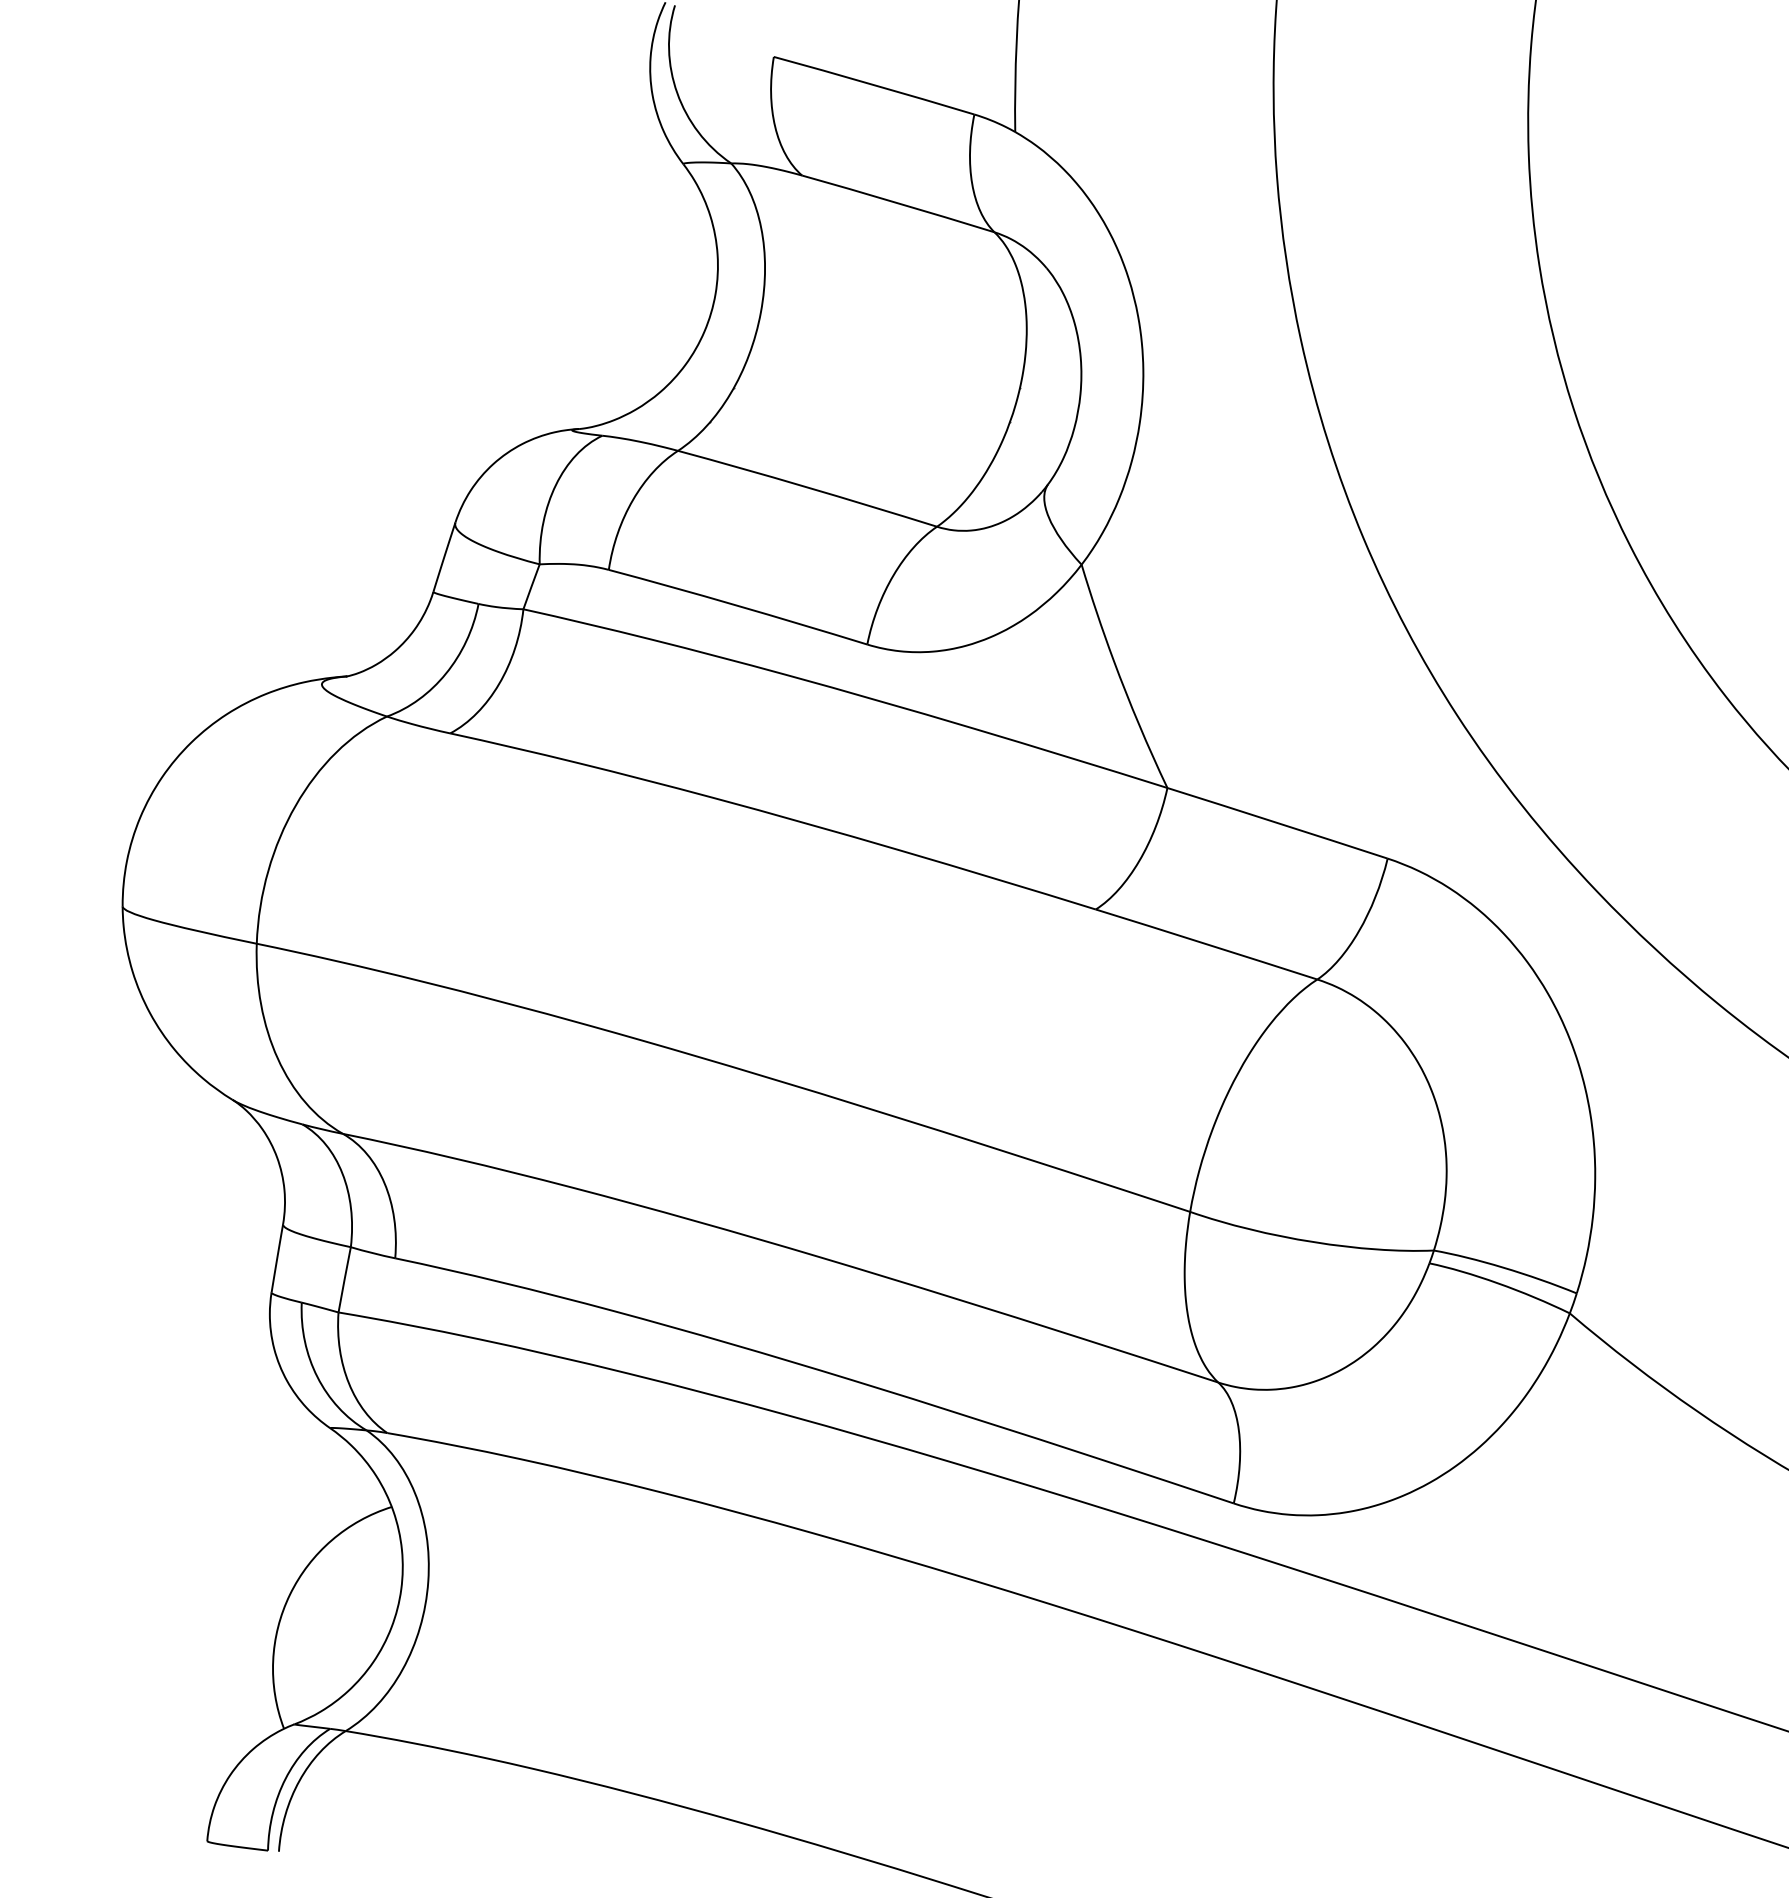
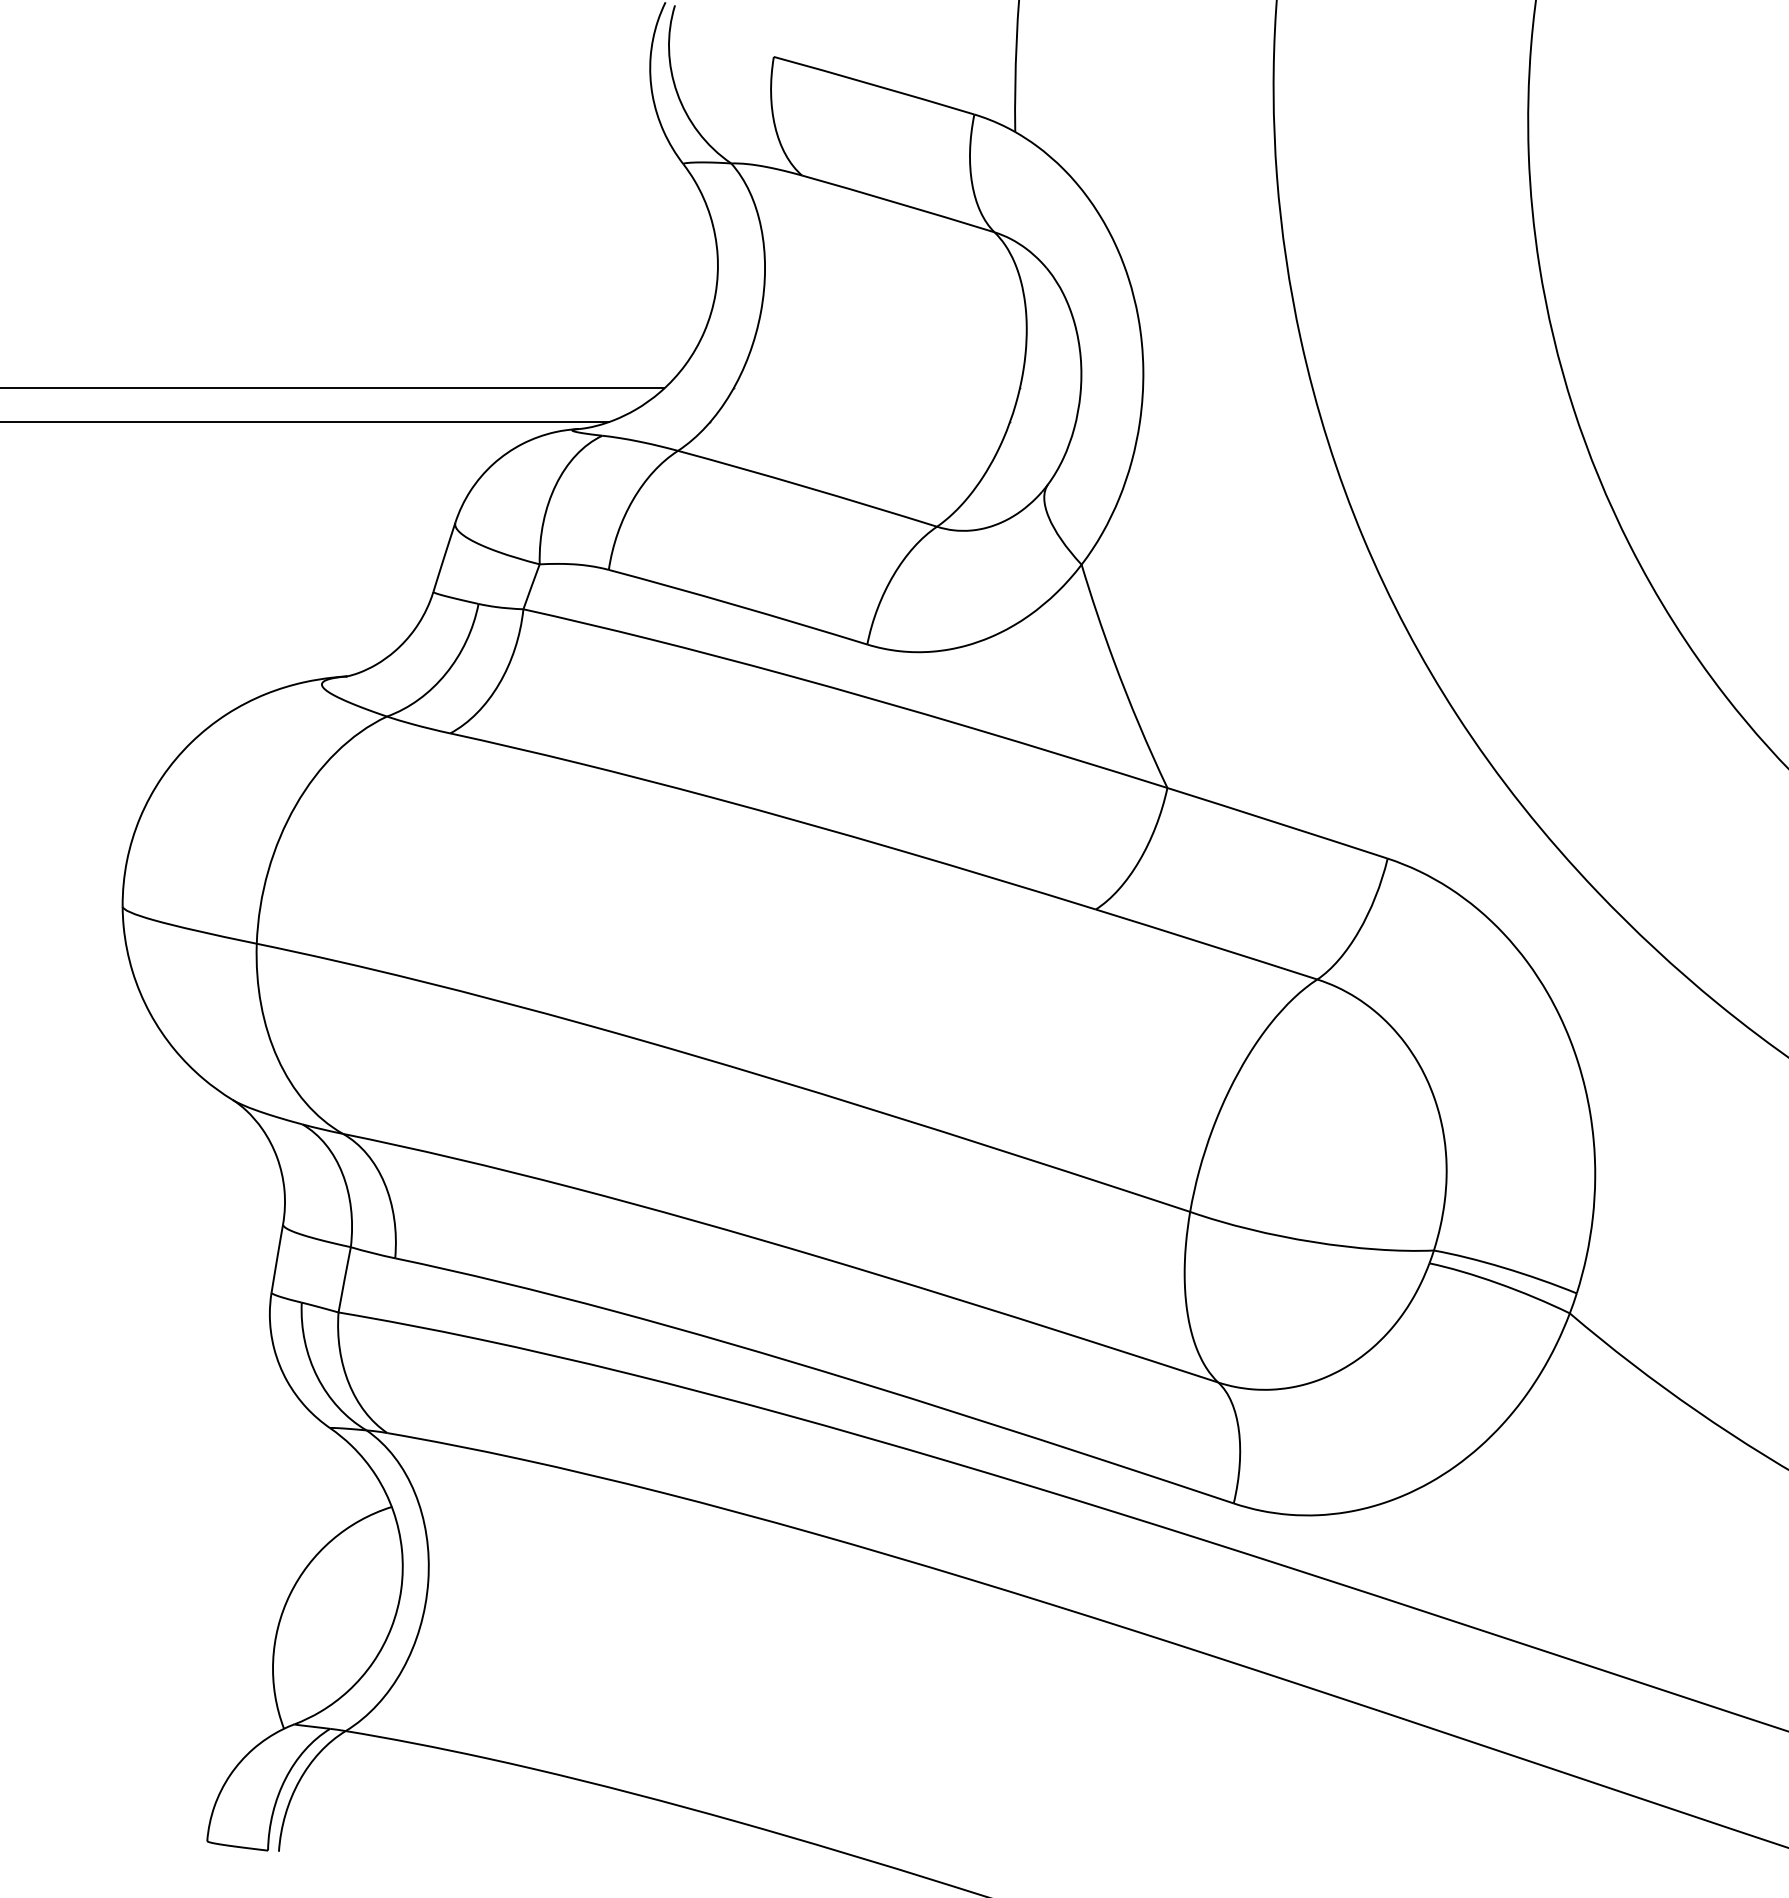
line: none -> present (333, 388)
line: none -> present (305, 422)
